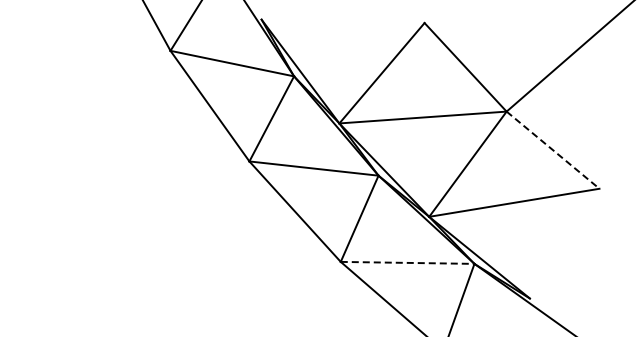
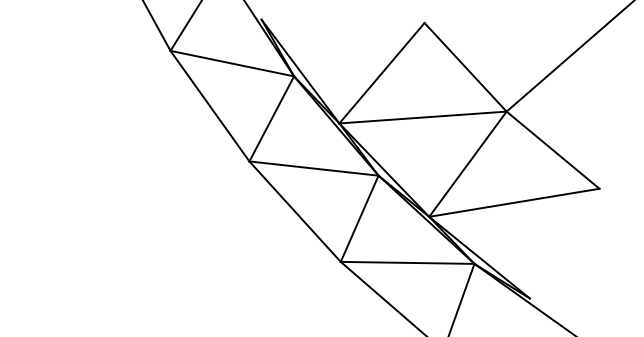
line: dashed -> solid (553, 150)
line: dashed -> solid (407, 262)
